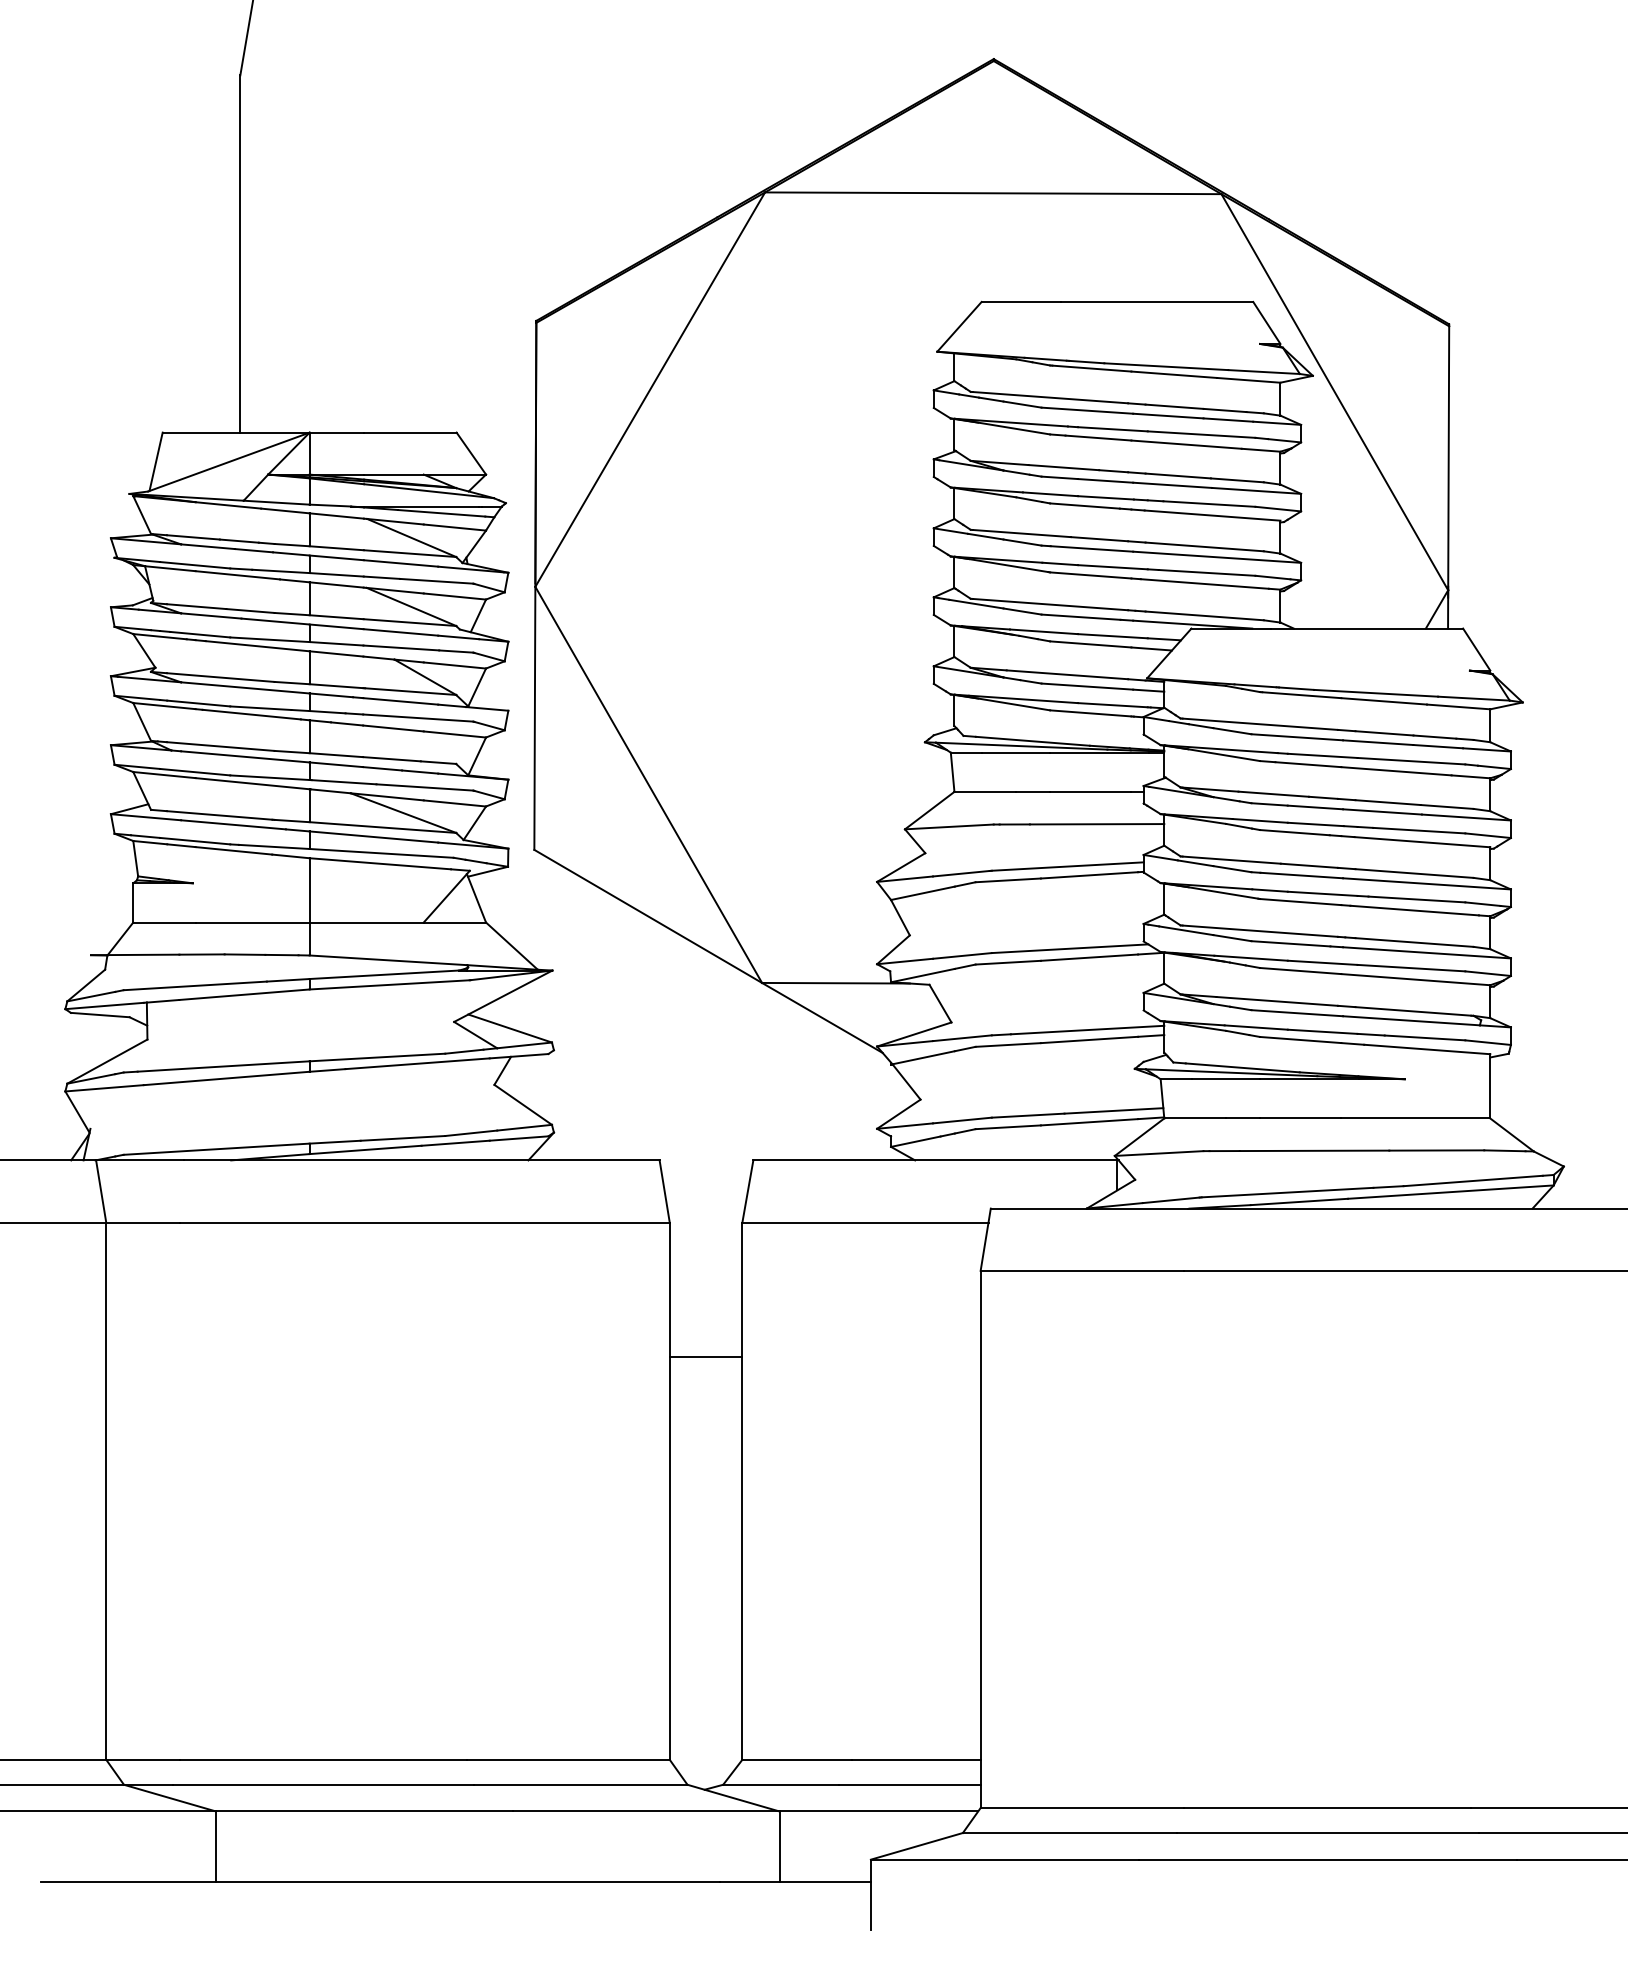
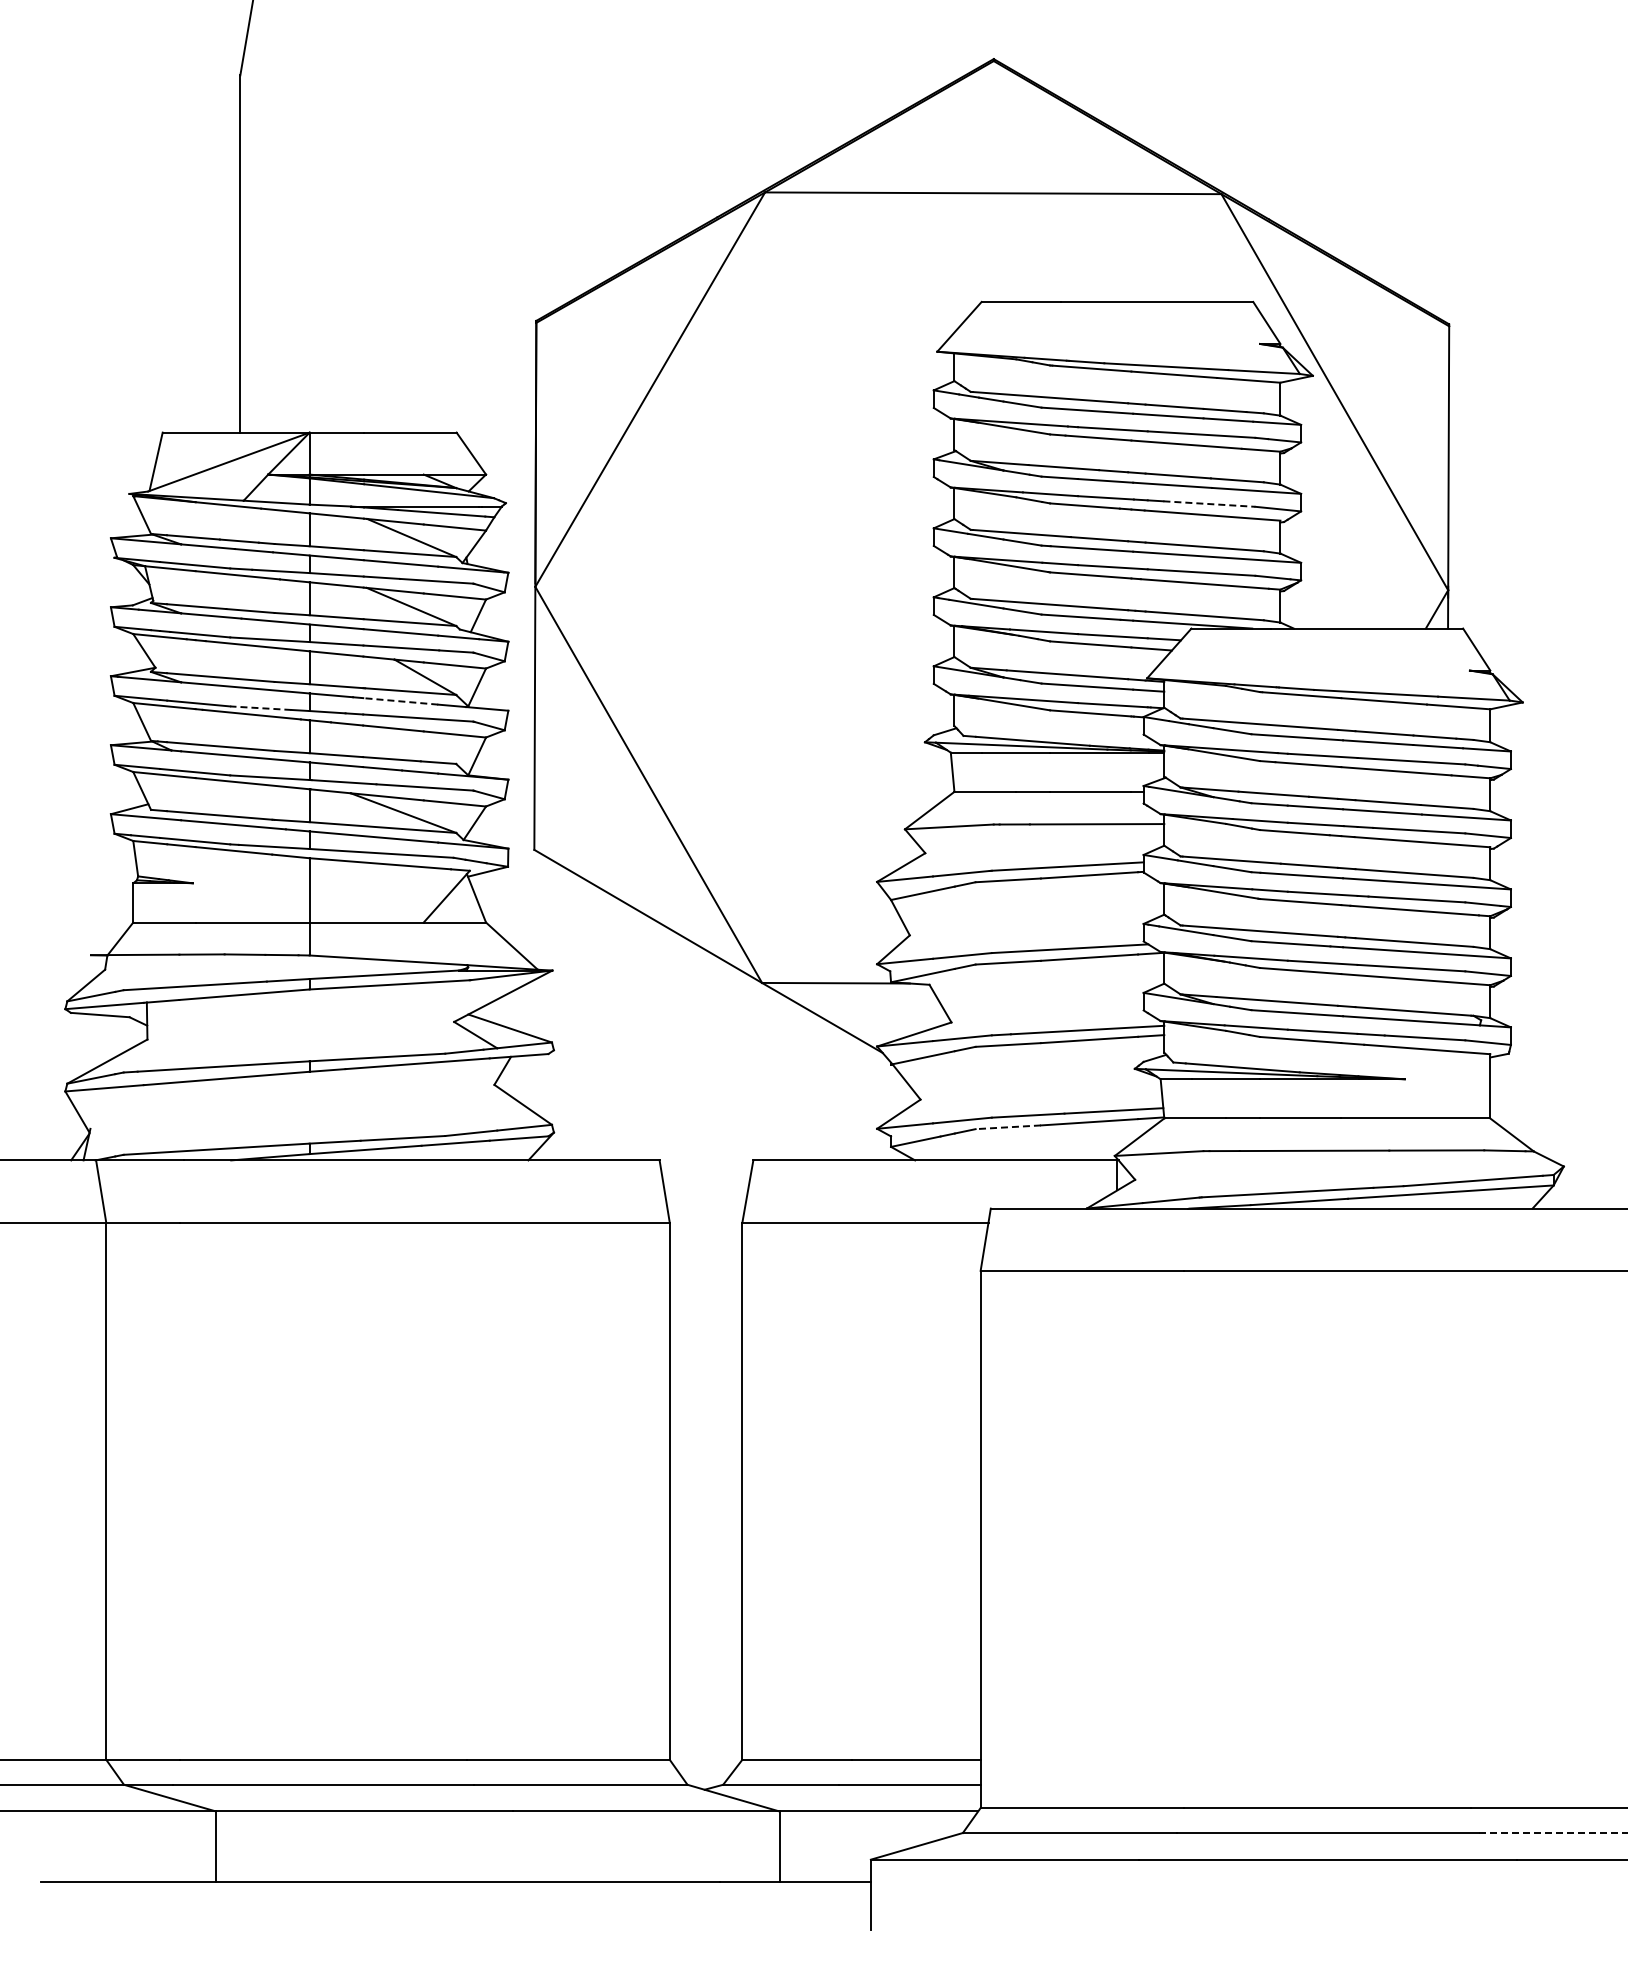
line: solid -> dashed (1209, 504)
line: solid -> dashed (400, 701)
line: solid -> dashed (260, 708)
line: solid -> dashed (1008, 1127)
line: present -> none (705, 1356)
line: solid -> dashed (1553, 1832)
